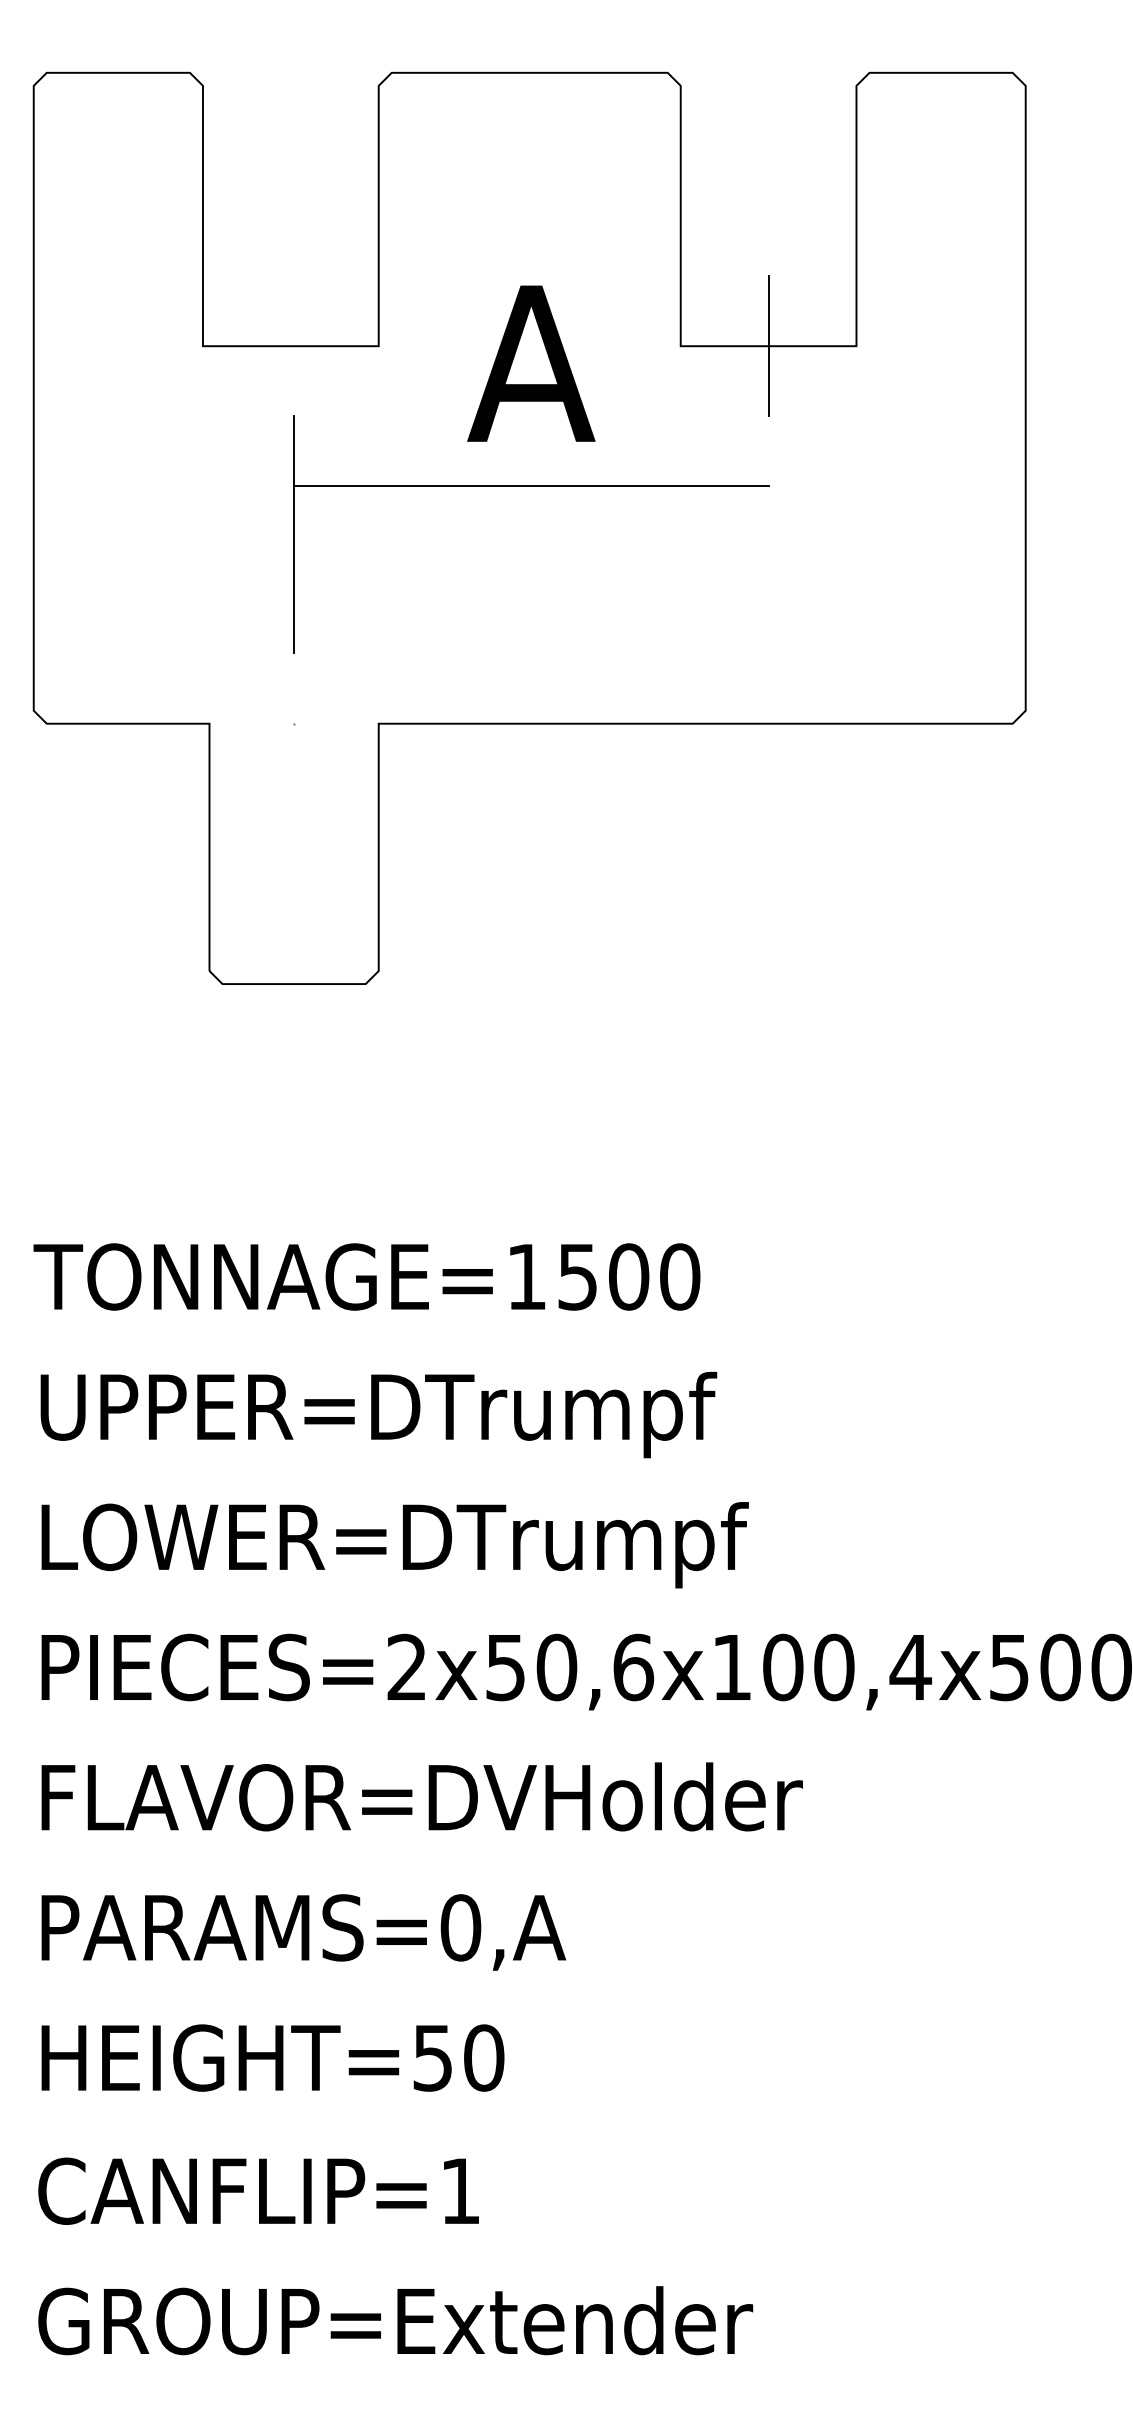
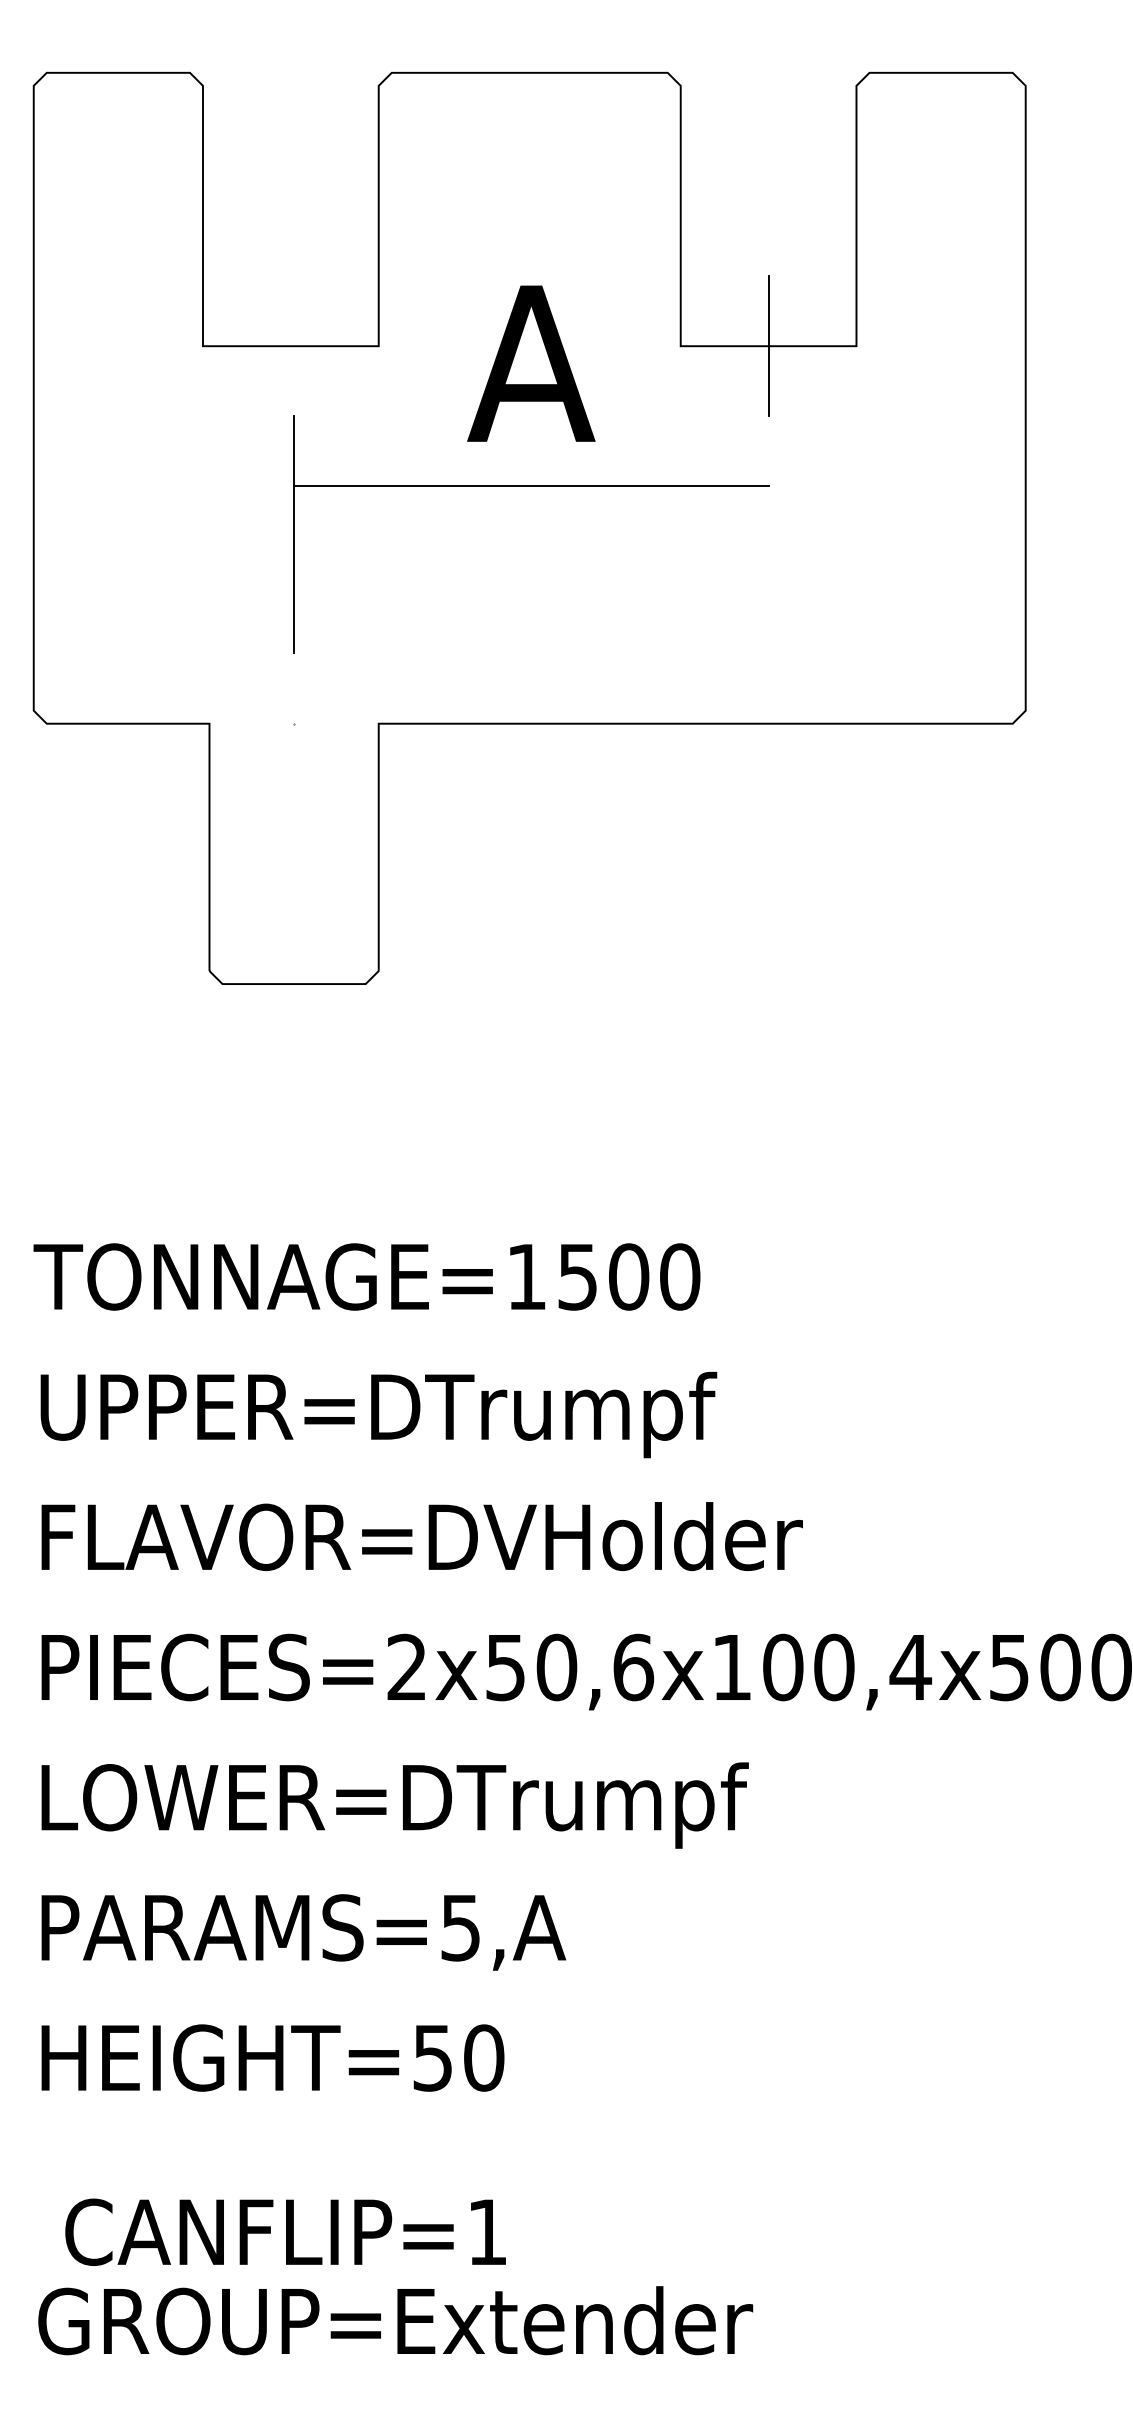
text: LOWER=DTrumpf -> FLAVOR=DVHolder (425, 1545)
text: FLAVOR=DVHolder -> LOWER=DTrumpf (425, 1805)
text: PARAMS=0,A -> PARAMS=5,A (460, 1927)
text position: (258, 2190) -> (285, 2231) (285, 2231)
